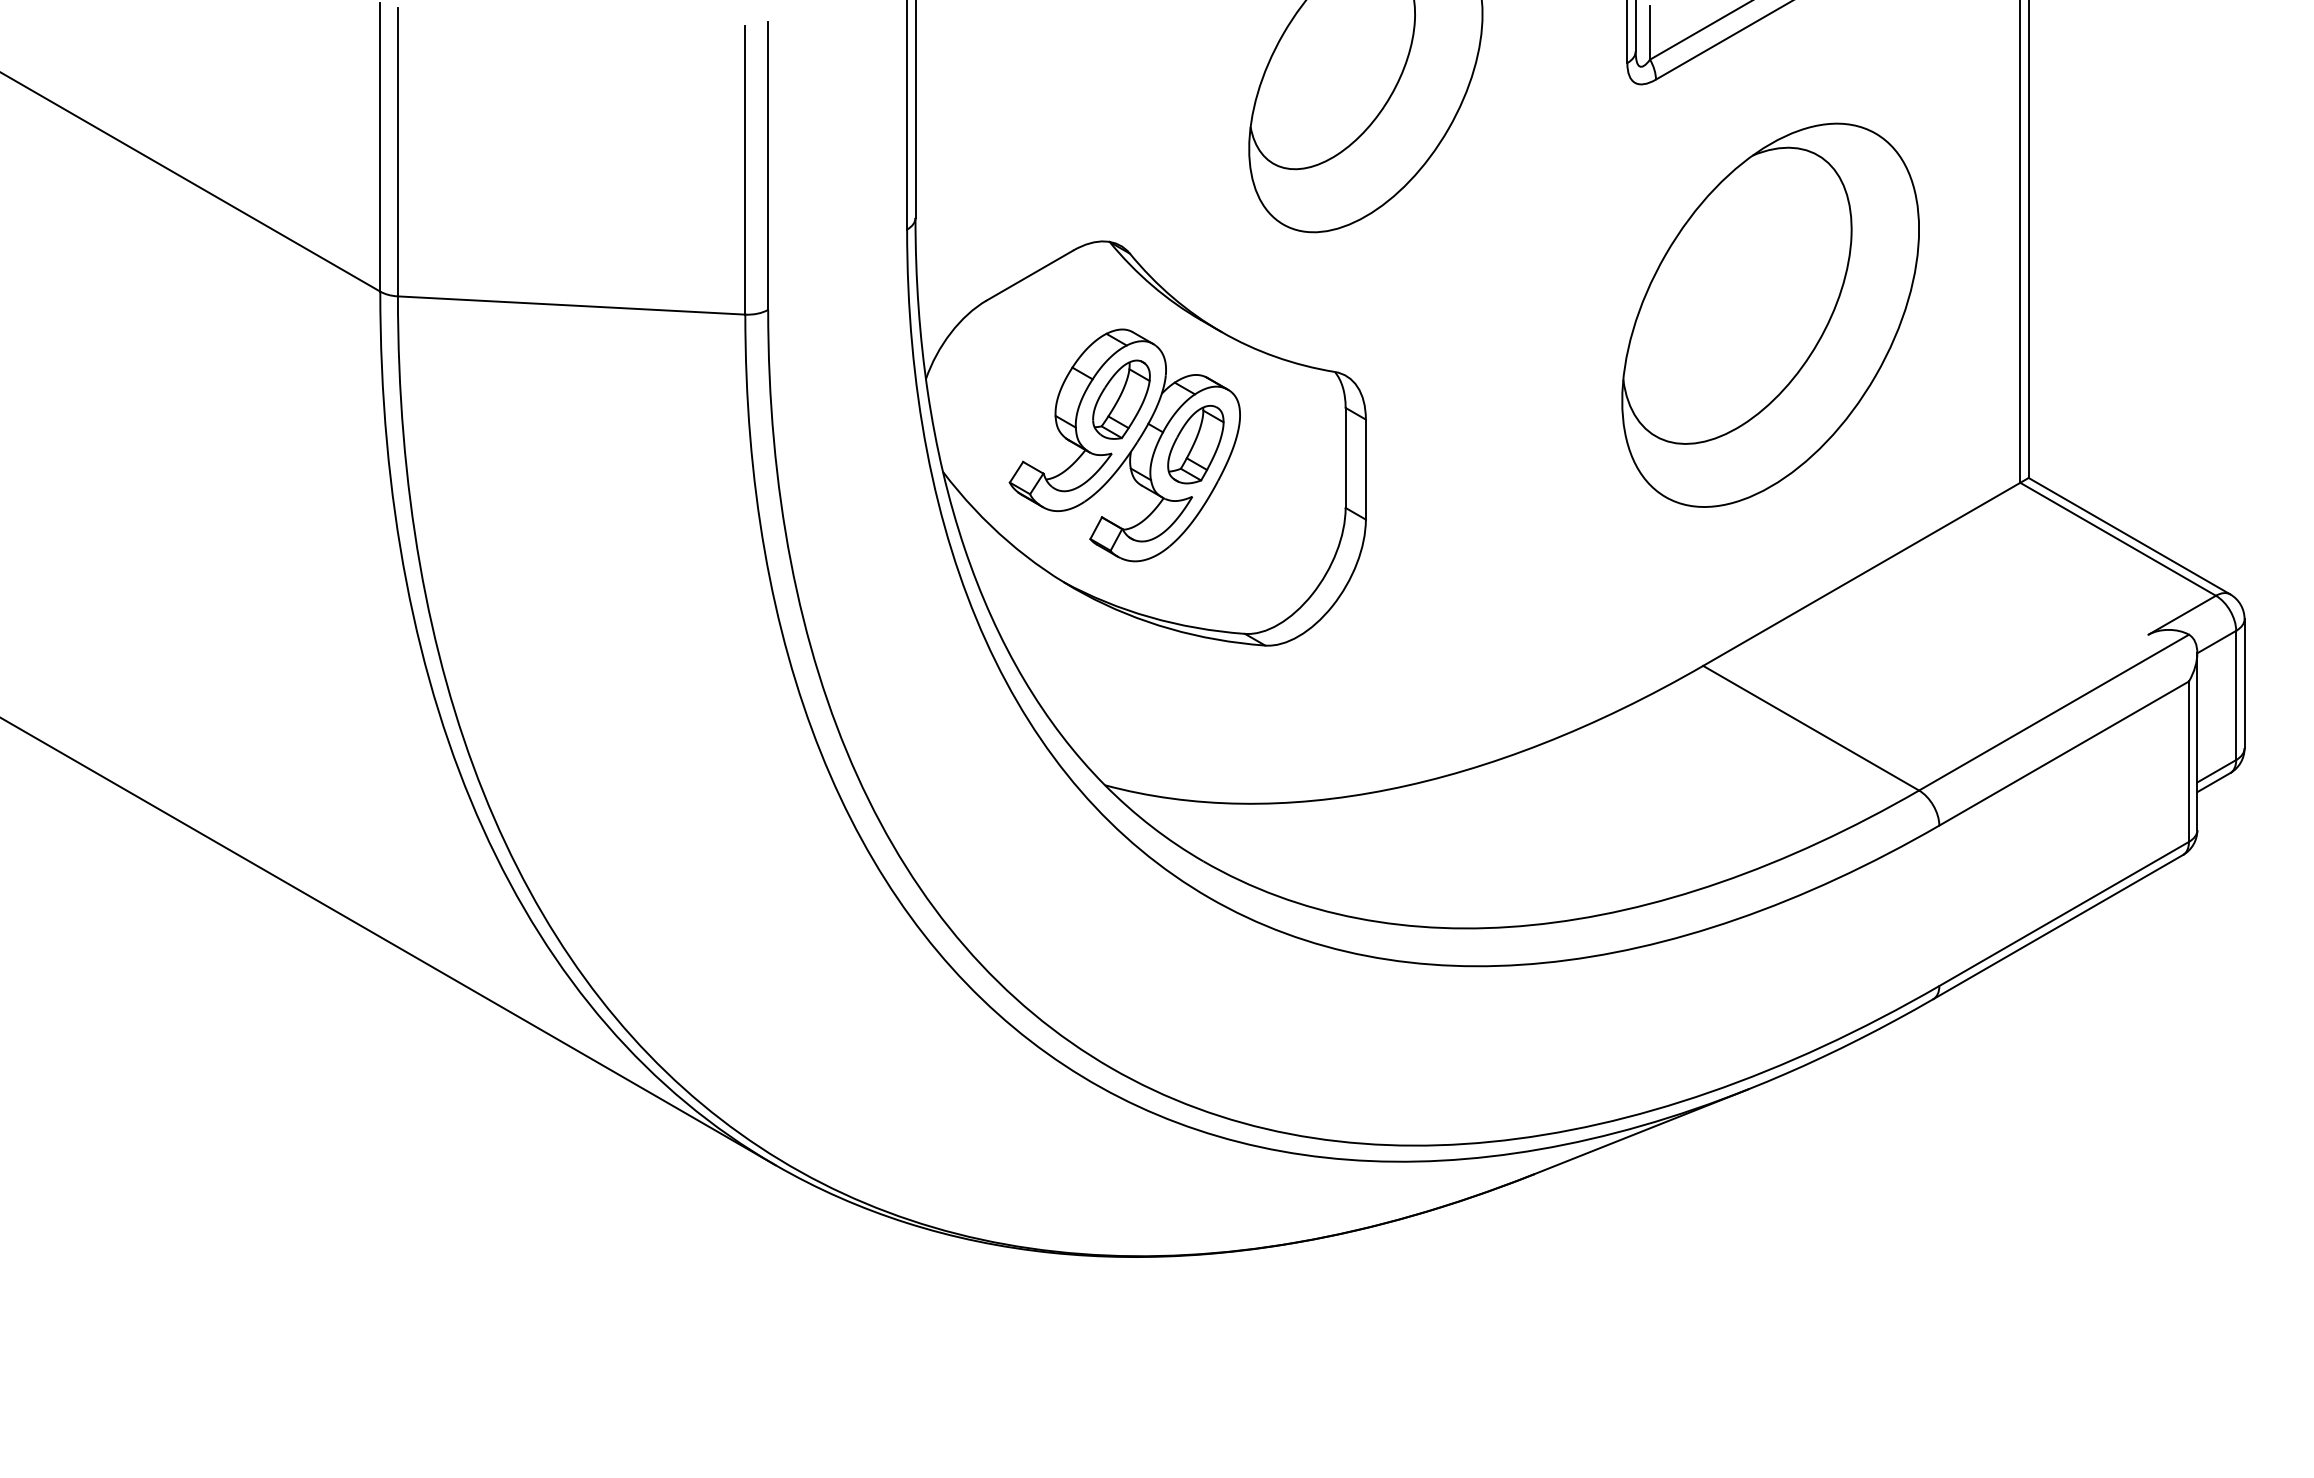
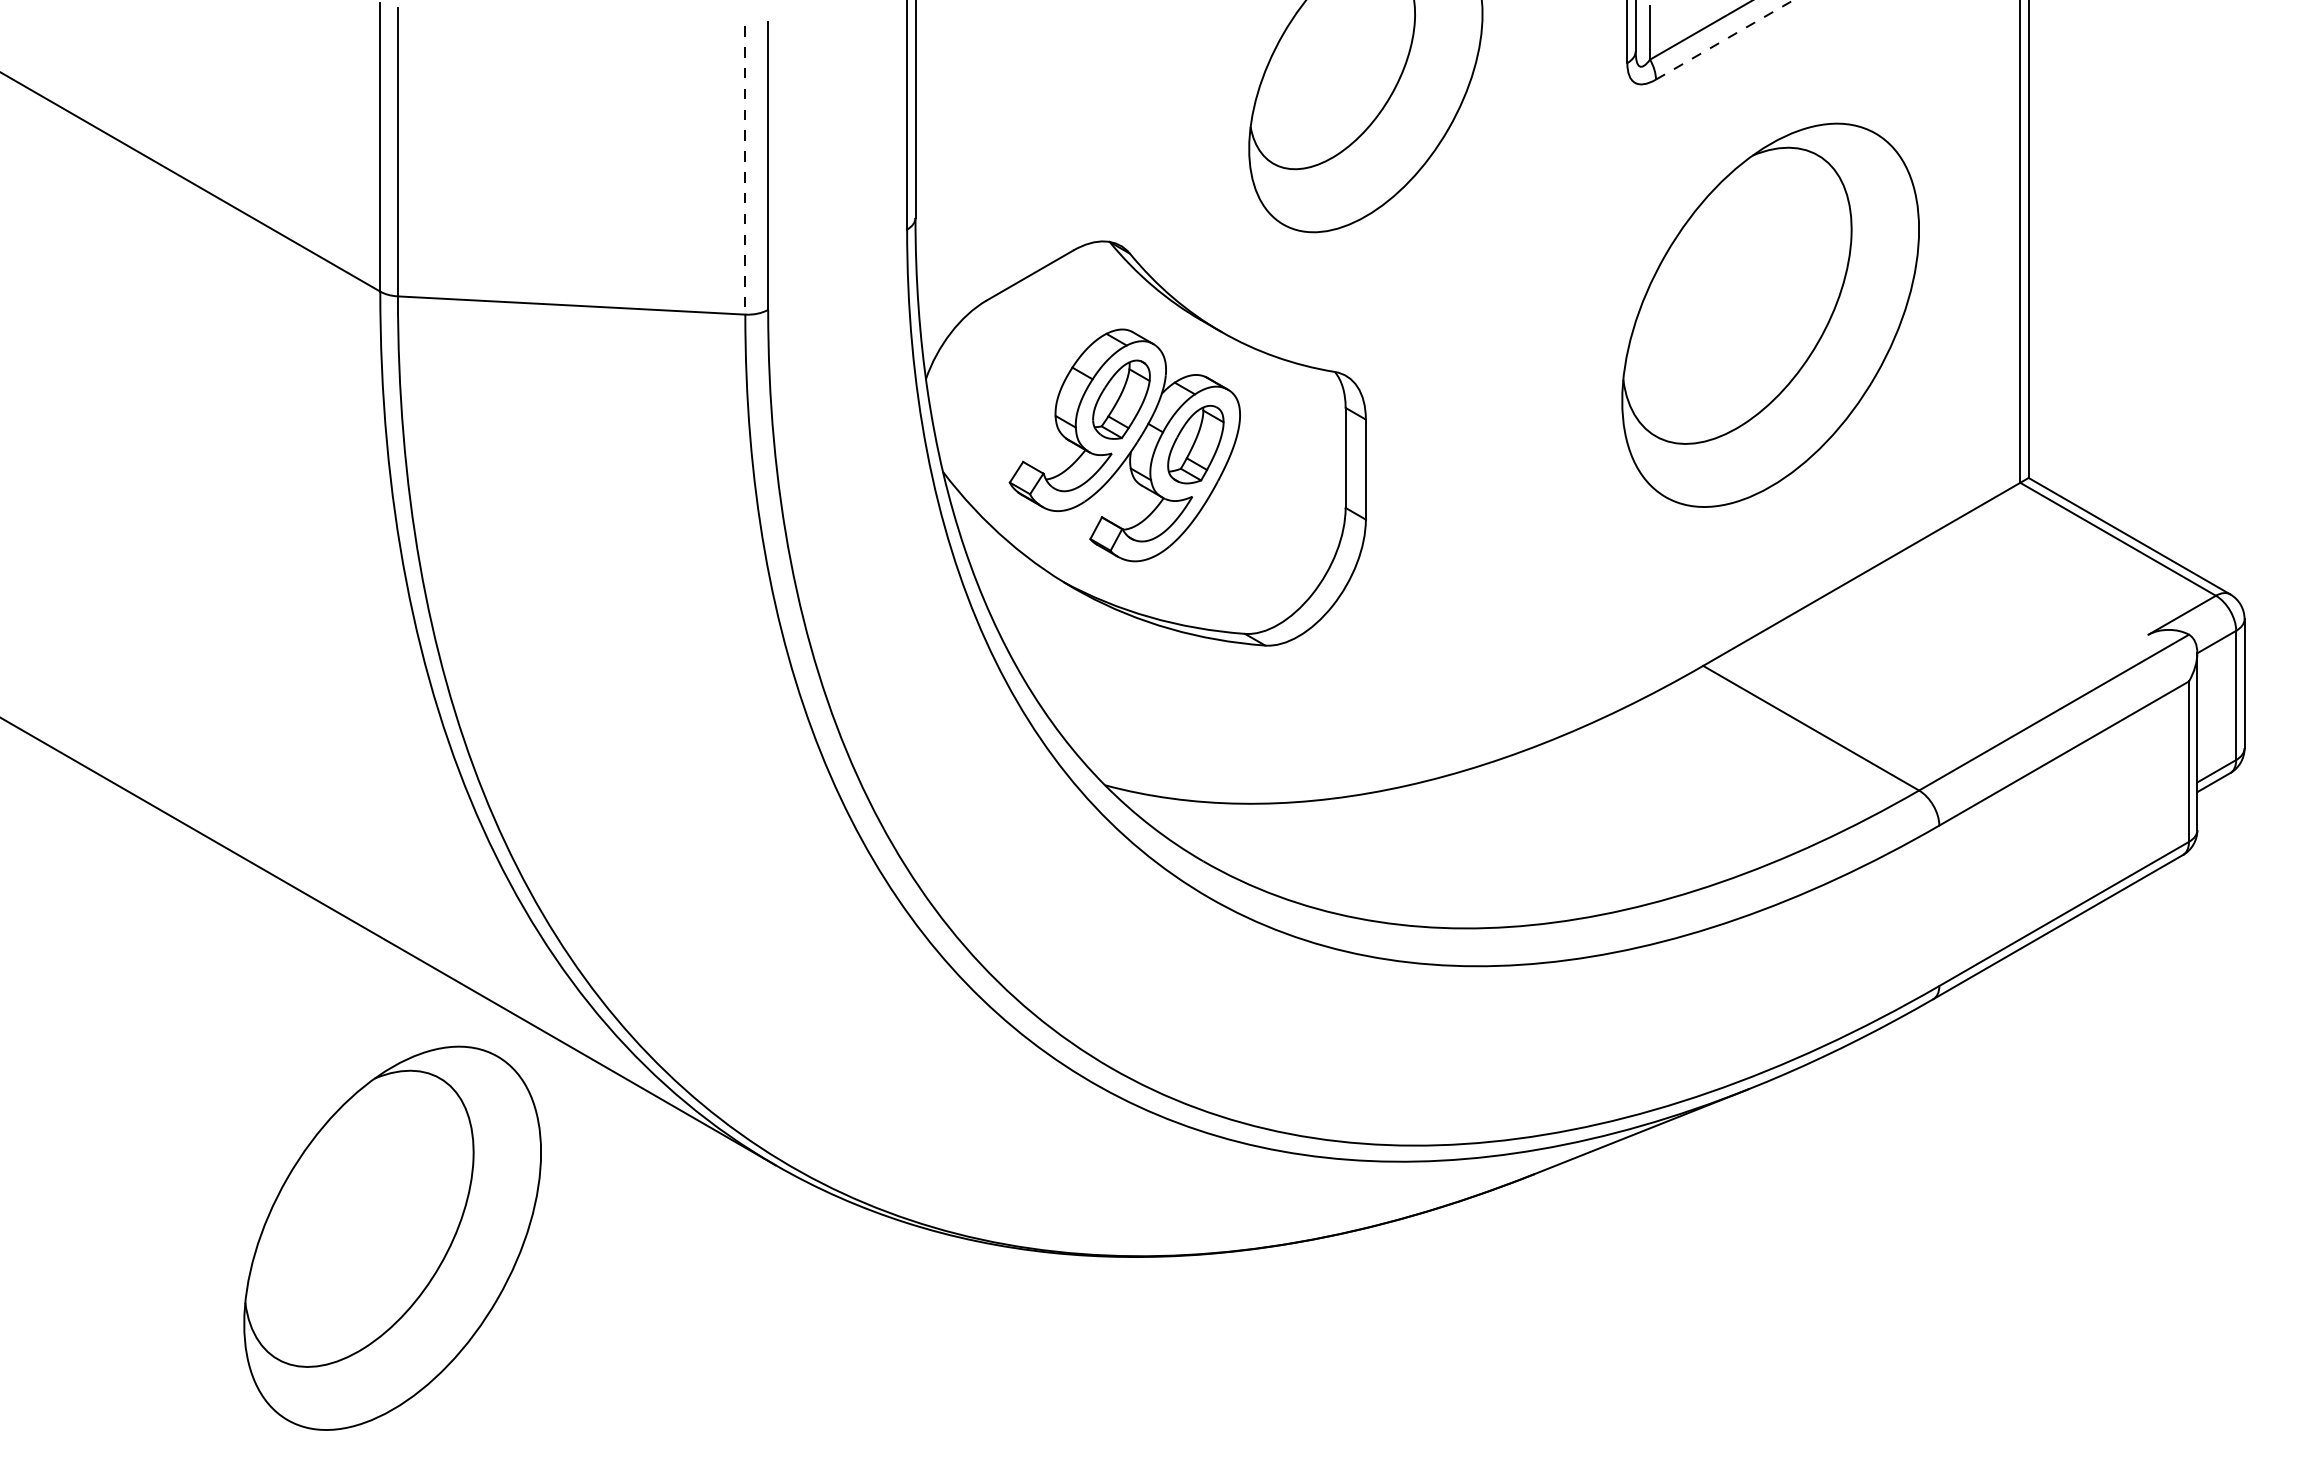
line: solid -> dashed (1725, 39)
line: solid -> dashed (745, 171)
part: none -> present (392, 1237)
